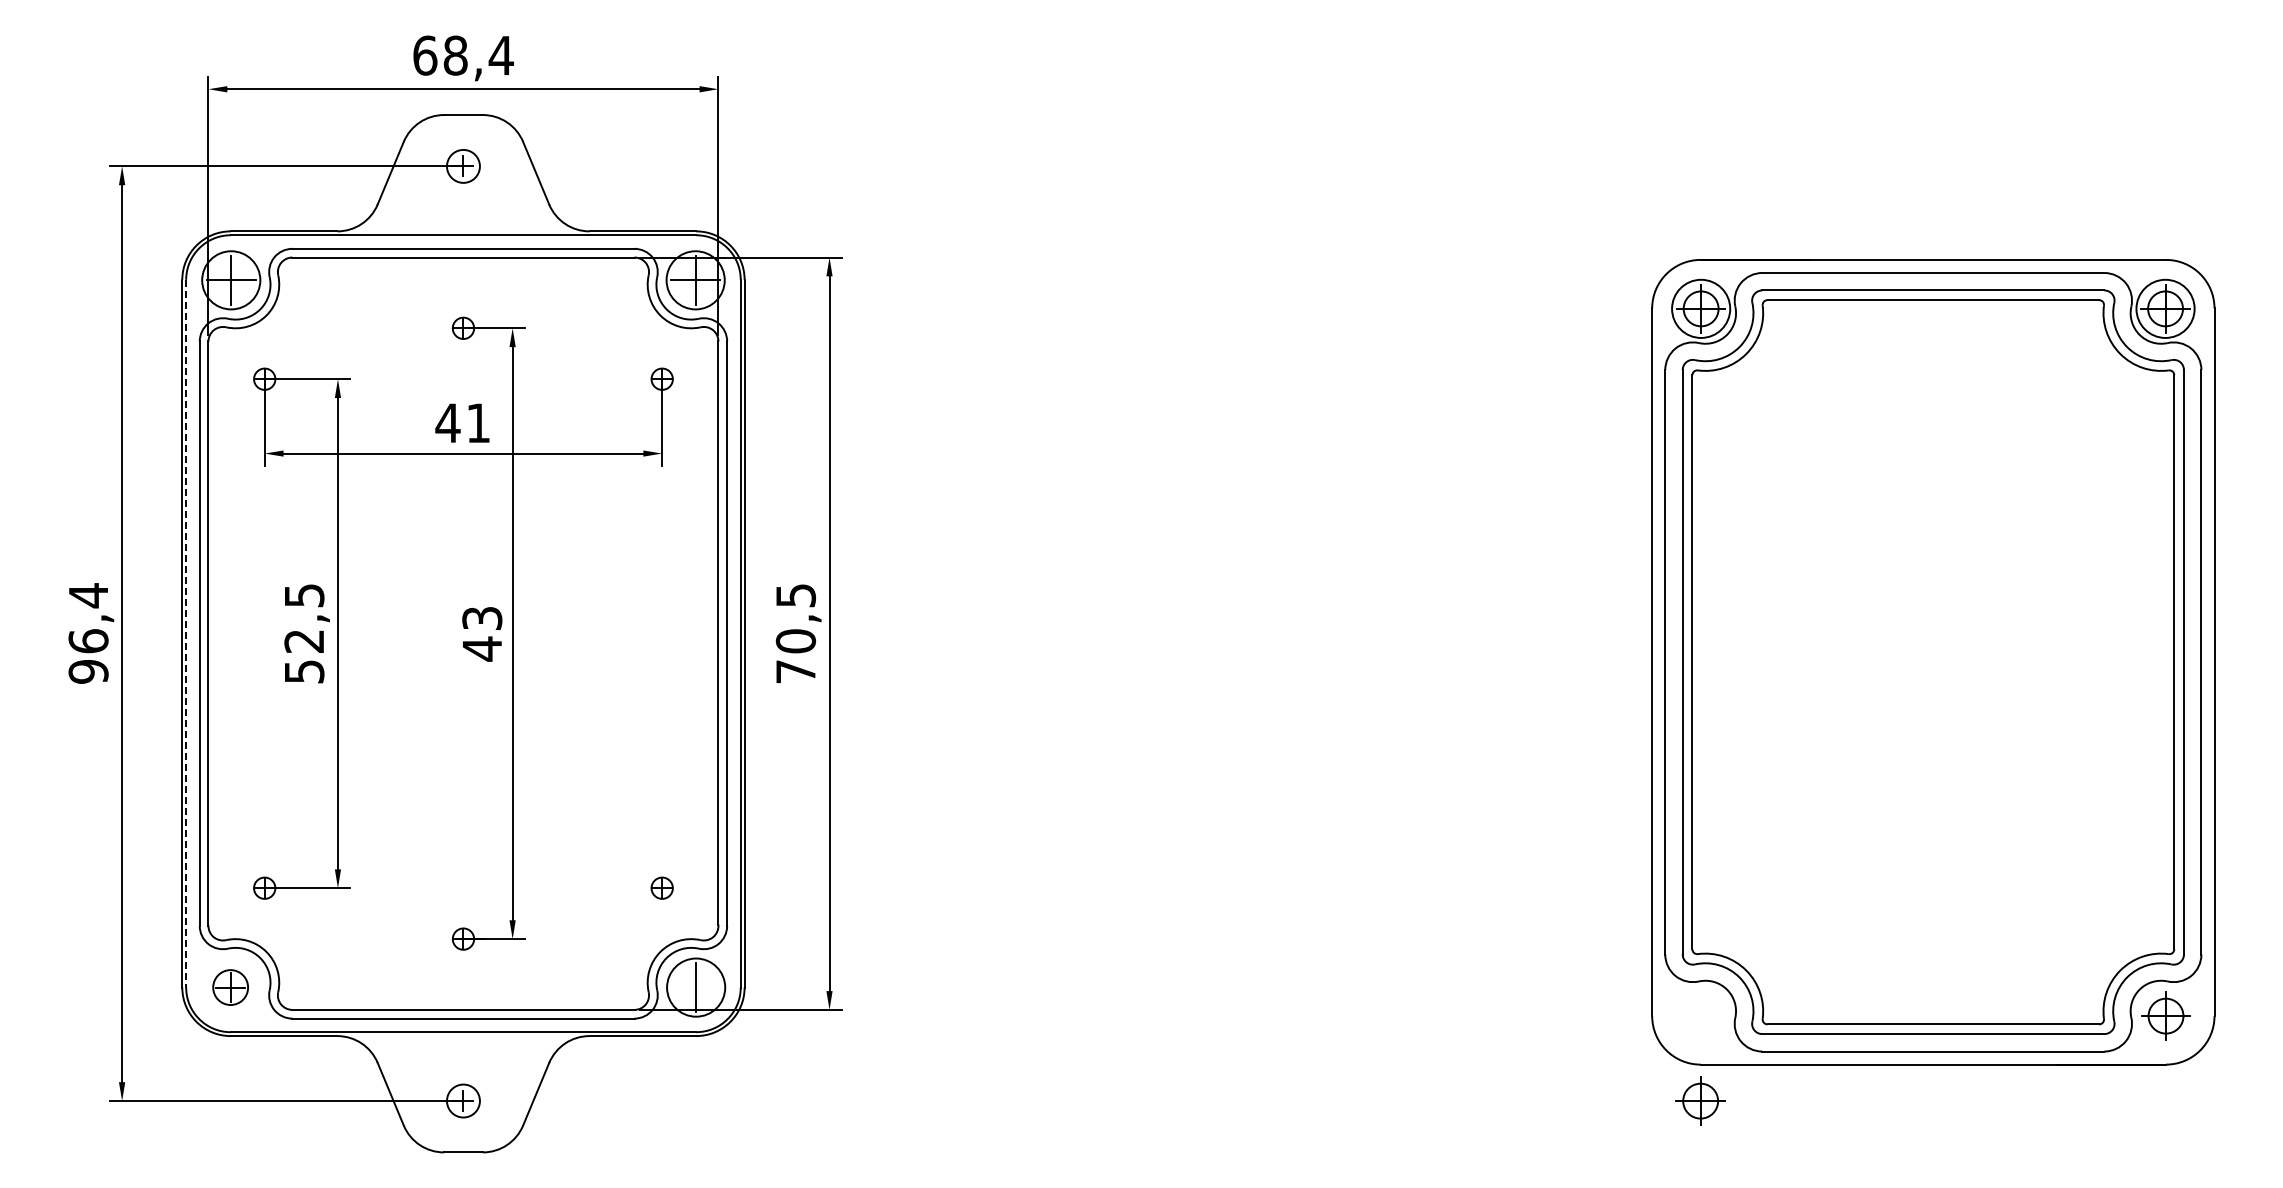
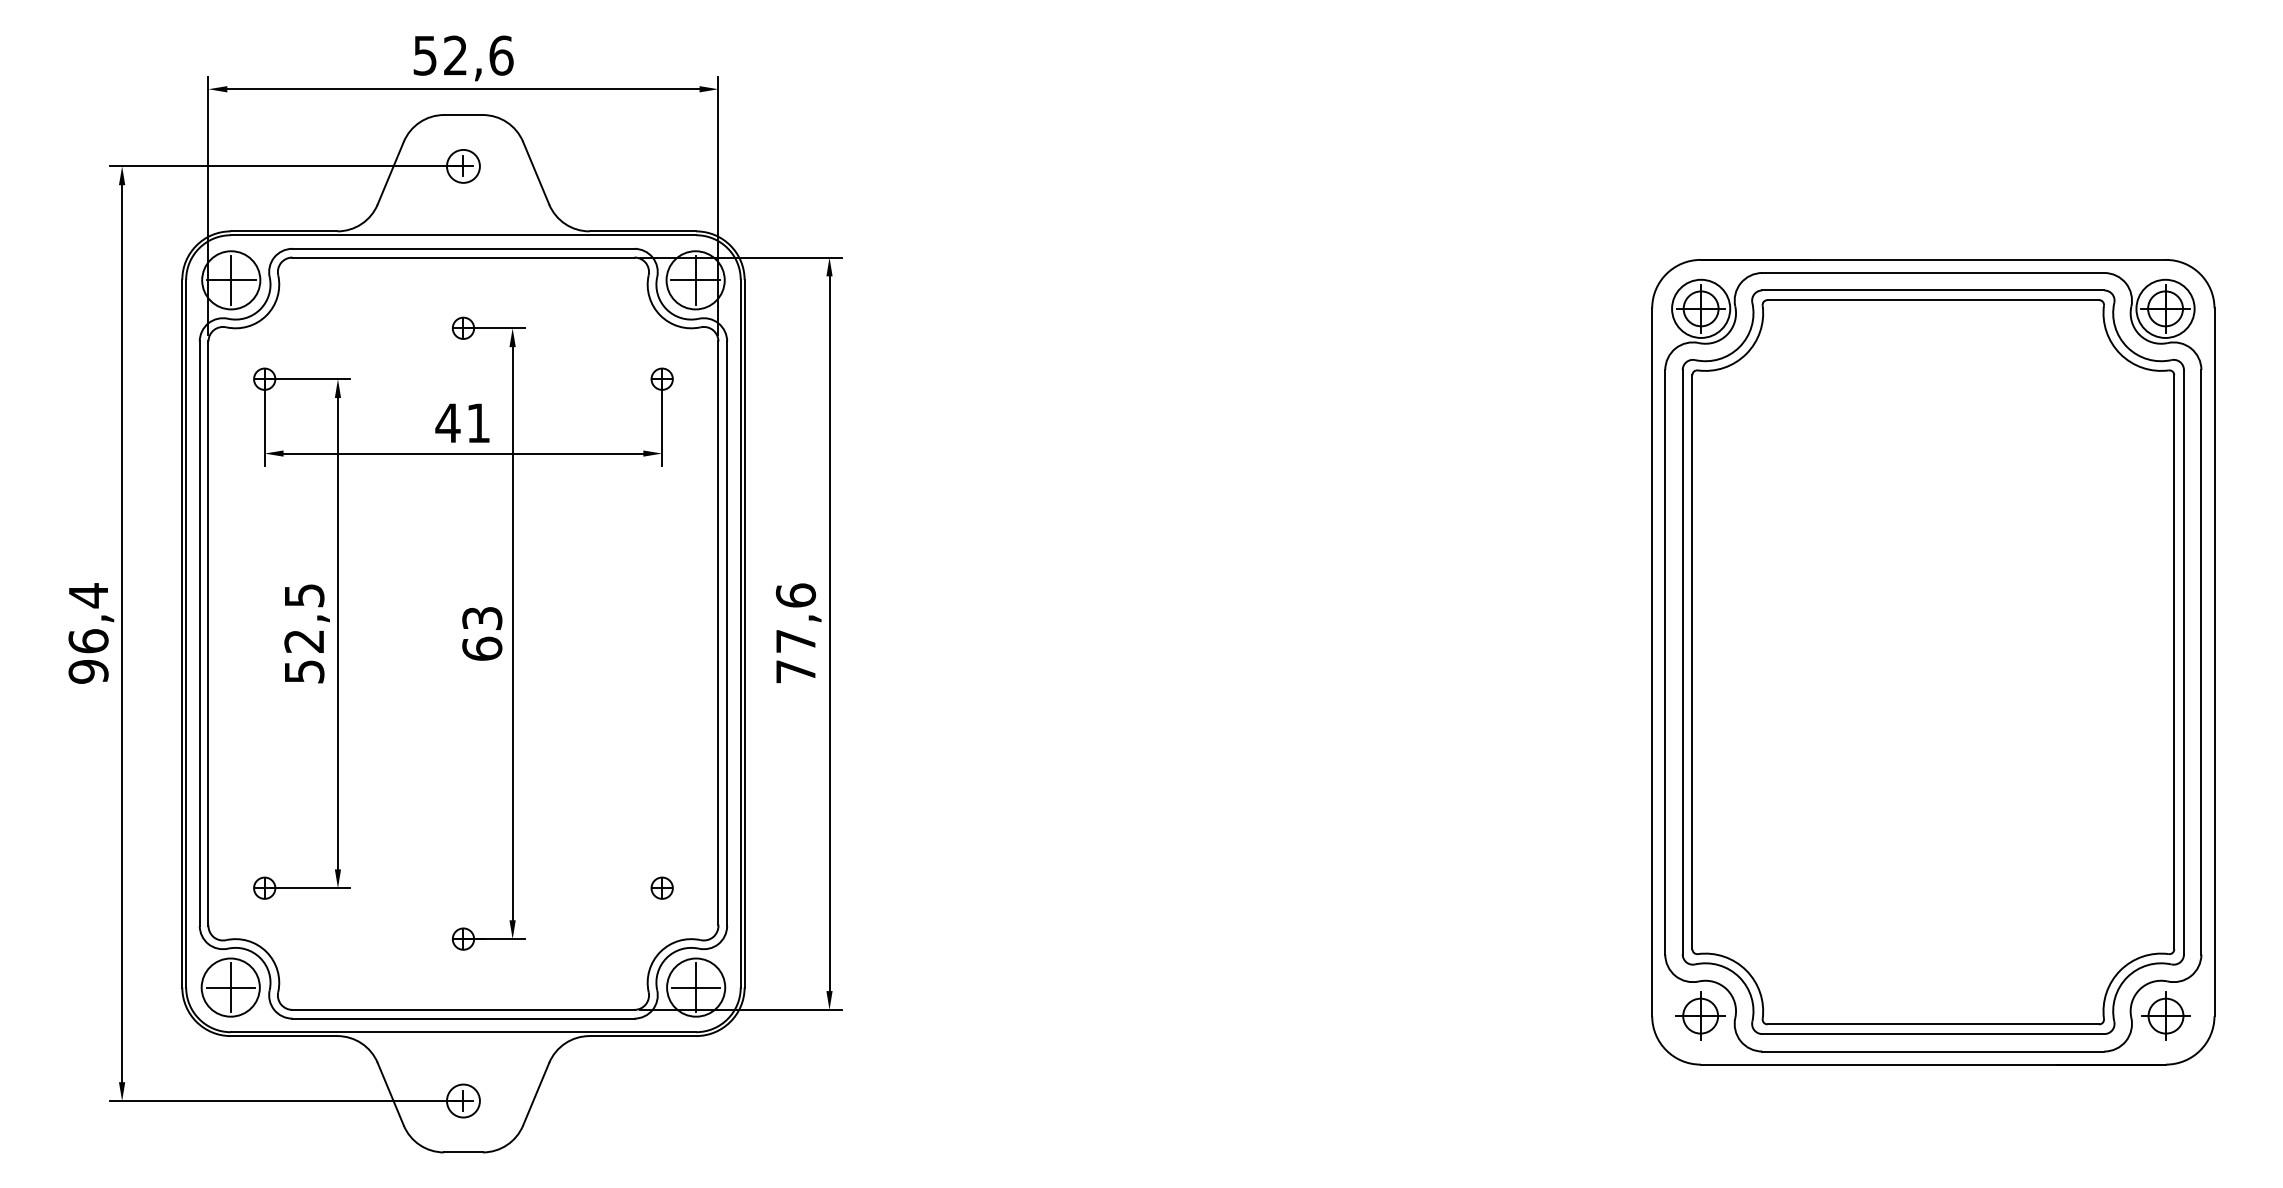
text: 68,4 -> 52,6 (463, 55)
text: 70,5 -> 77,6 (795, 618)
line: dashed -> solid (186, 633)
text: 43 -> 63 (482, 648)
part size: 37x37 px -> 61x61 px (230, 987)
line: none -> present (695, 987)
part position: (1700, 1100) -> (1700, 1015) (1700, 1015)
